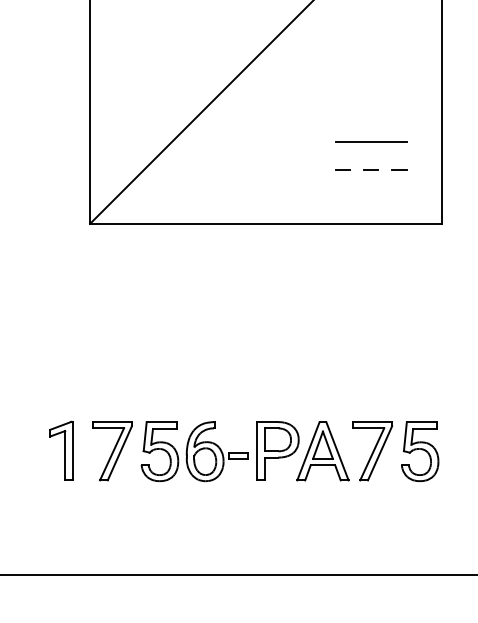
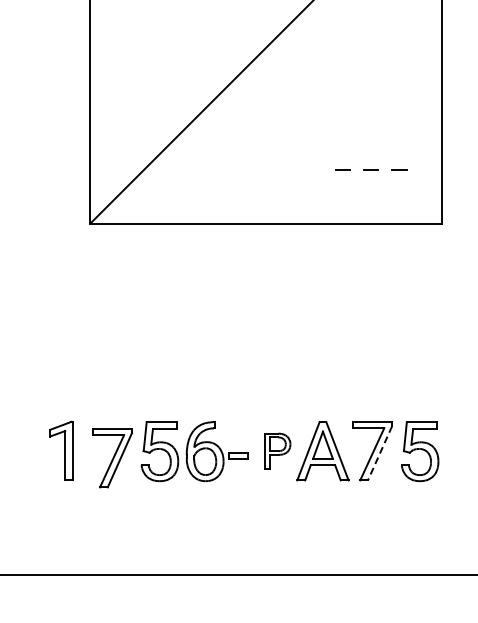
line: present -> none (371, 141)
part size: 44x60 px -> 28x38 px (277, 450)
part position: (112, 451) -> (112, 458) (112, 458)
line: solid -> dashed (380, 453)
